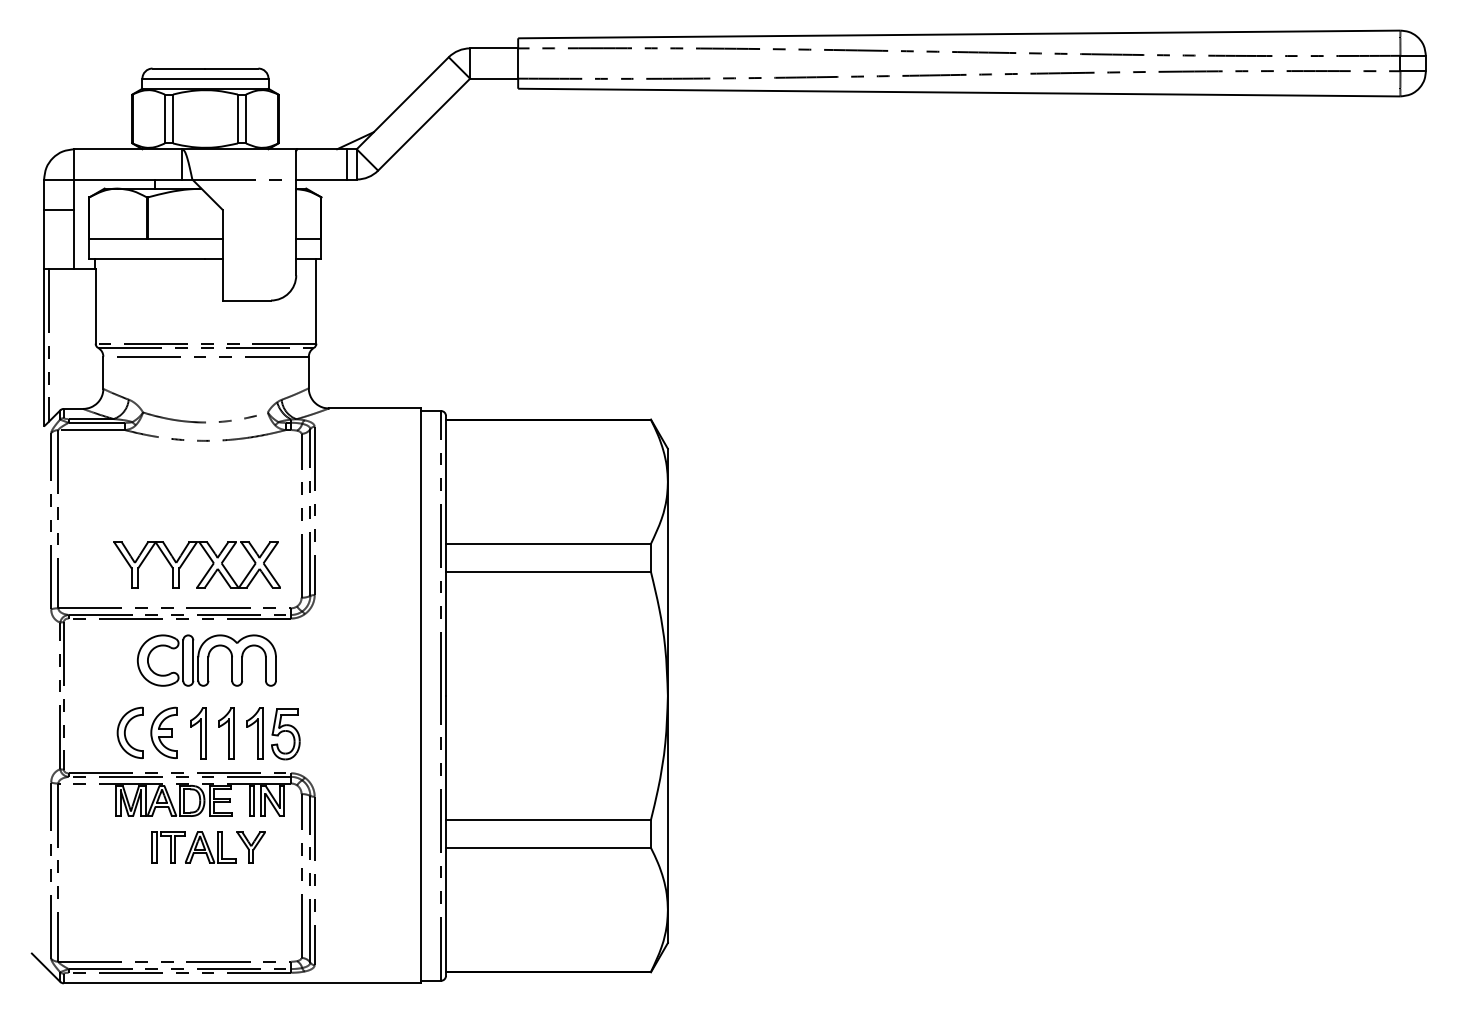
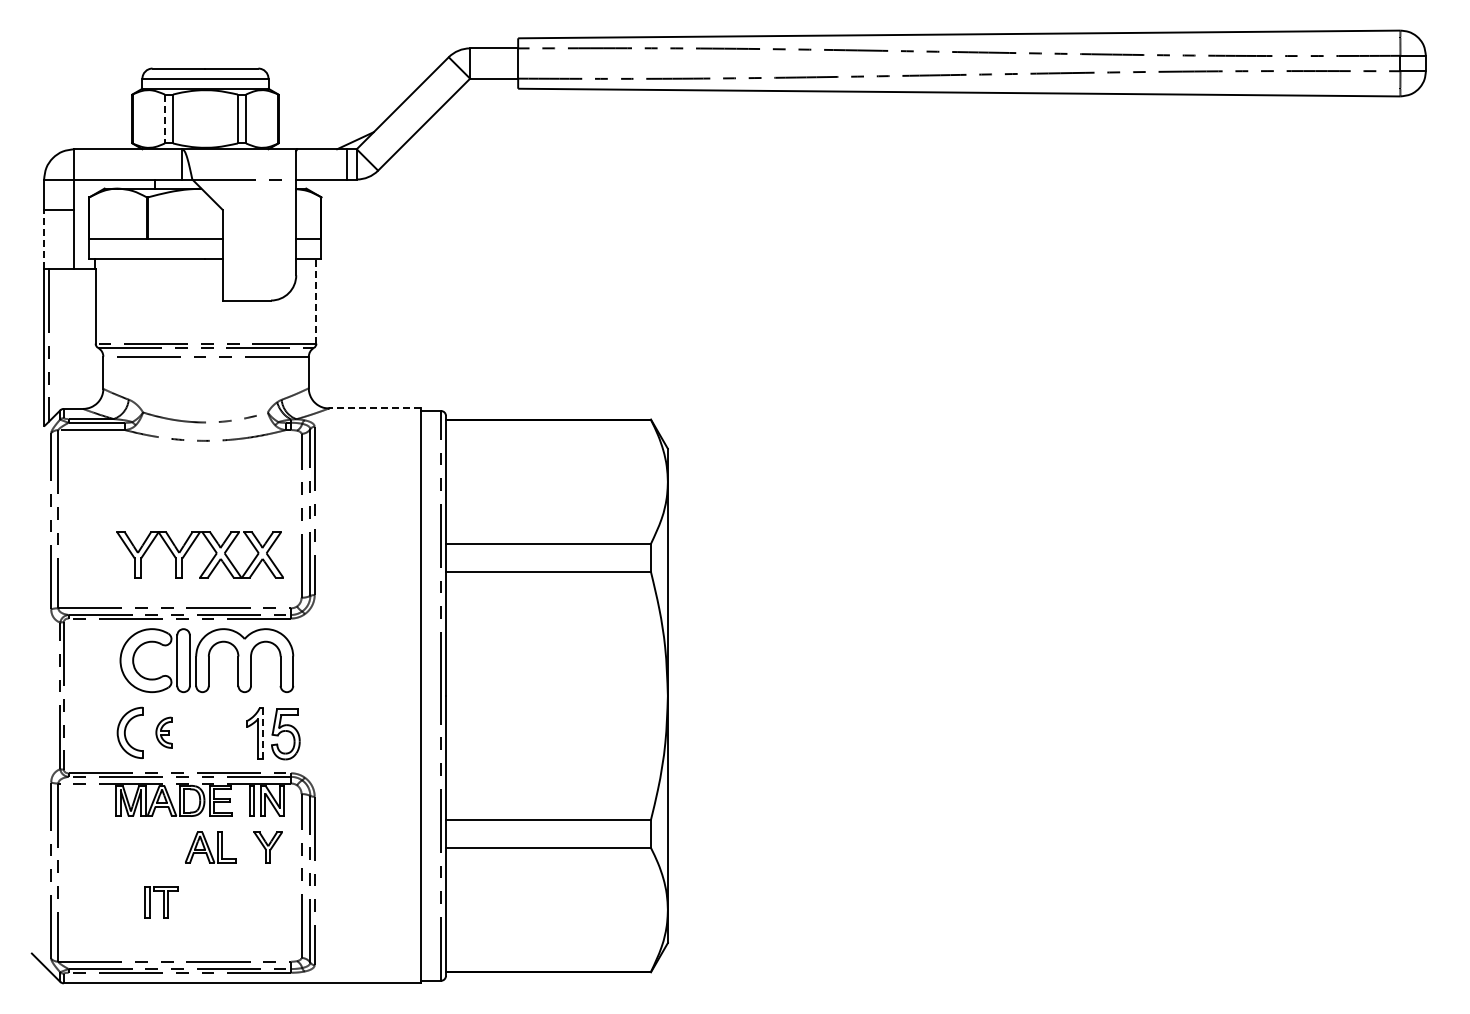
line: solid -> dashed (164, 119)
line: solid -> dashed (44, 239)
line: solid -> dashed (316, 300)
line: solid -> dashed (374, 408)
part position: (187, 558) -> (190, 548) (190, 548)
part size: 140x53 px -> 176x66 px (206, 660)
part size: 28x53 px -> 18x33 px (163, 732)
part: present -> none (198, 733)
part: present -> none (226, 733)
line: solid -> dashed (262, 734)
part position: (168, 847) -> (161, 902) (161, 902)
part position: (250, 847) -> (267, 847) (267, 847)
